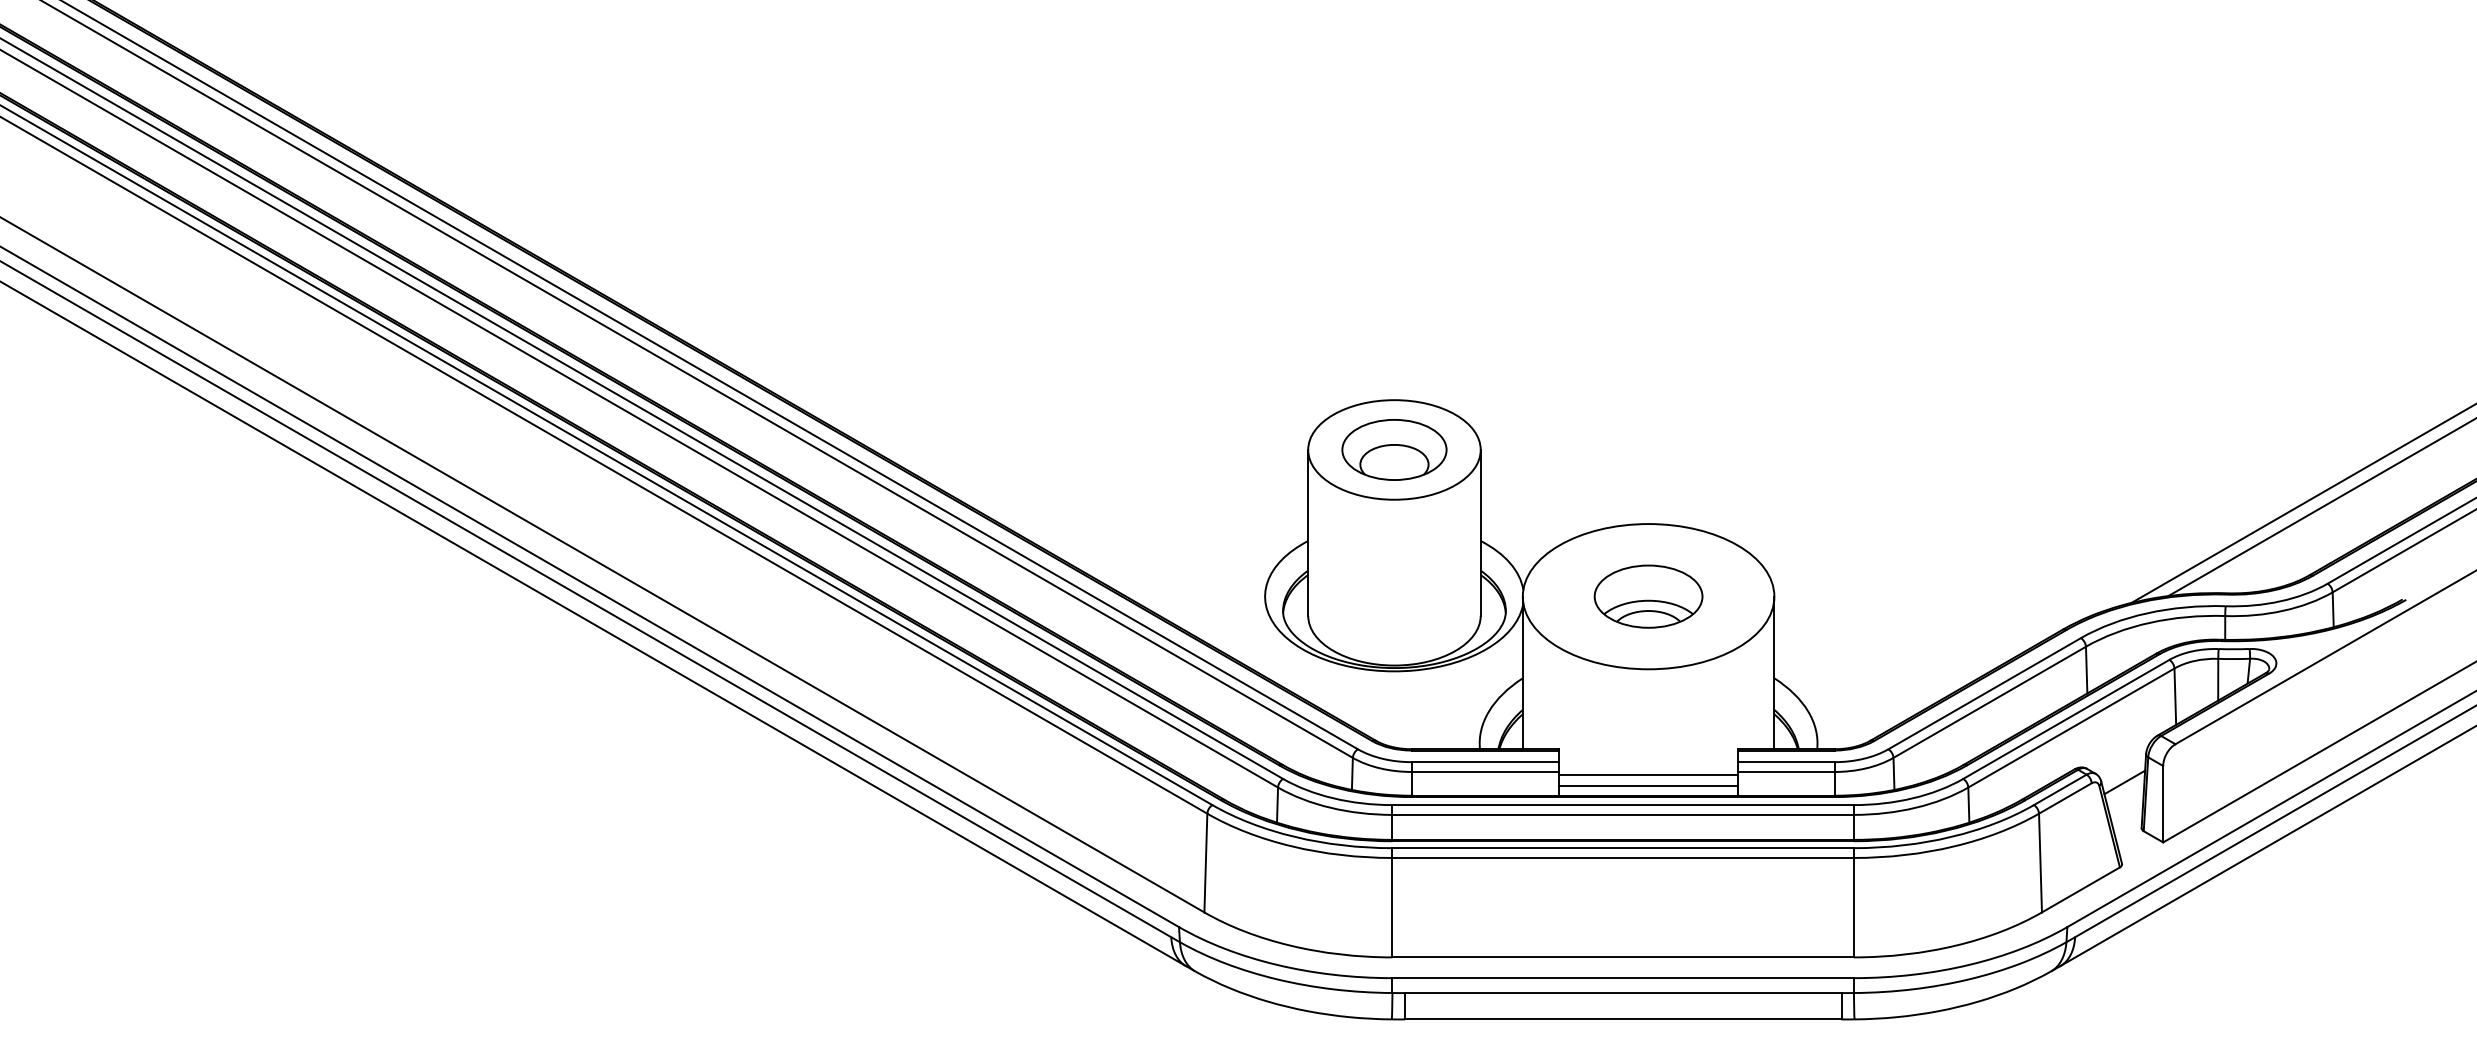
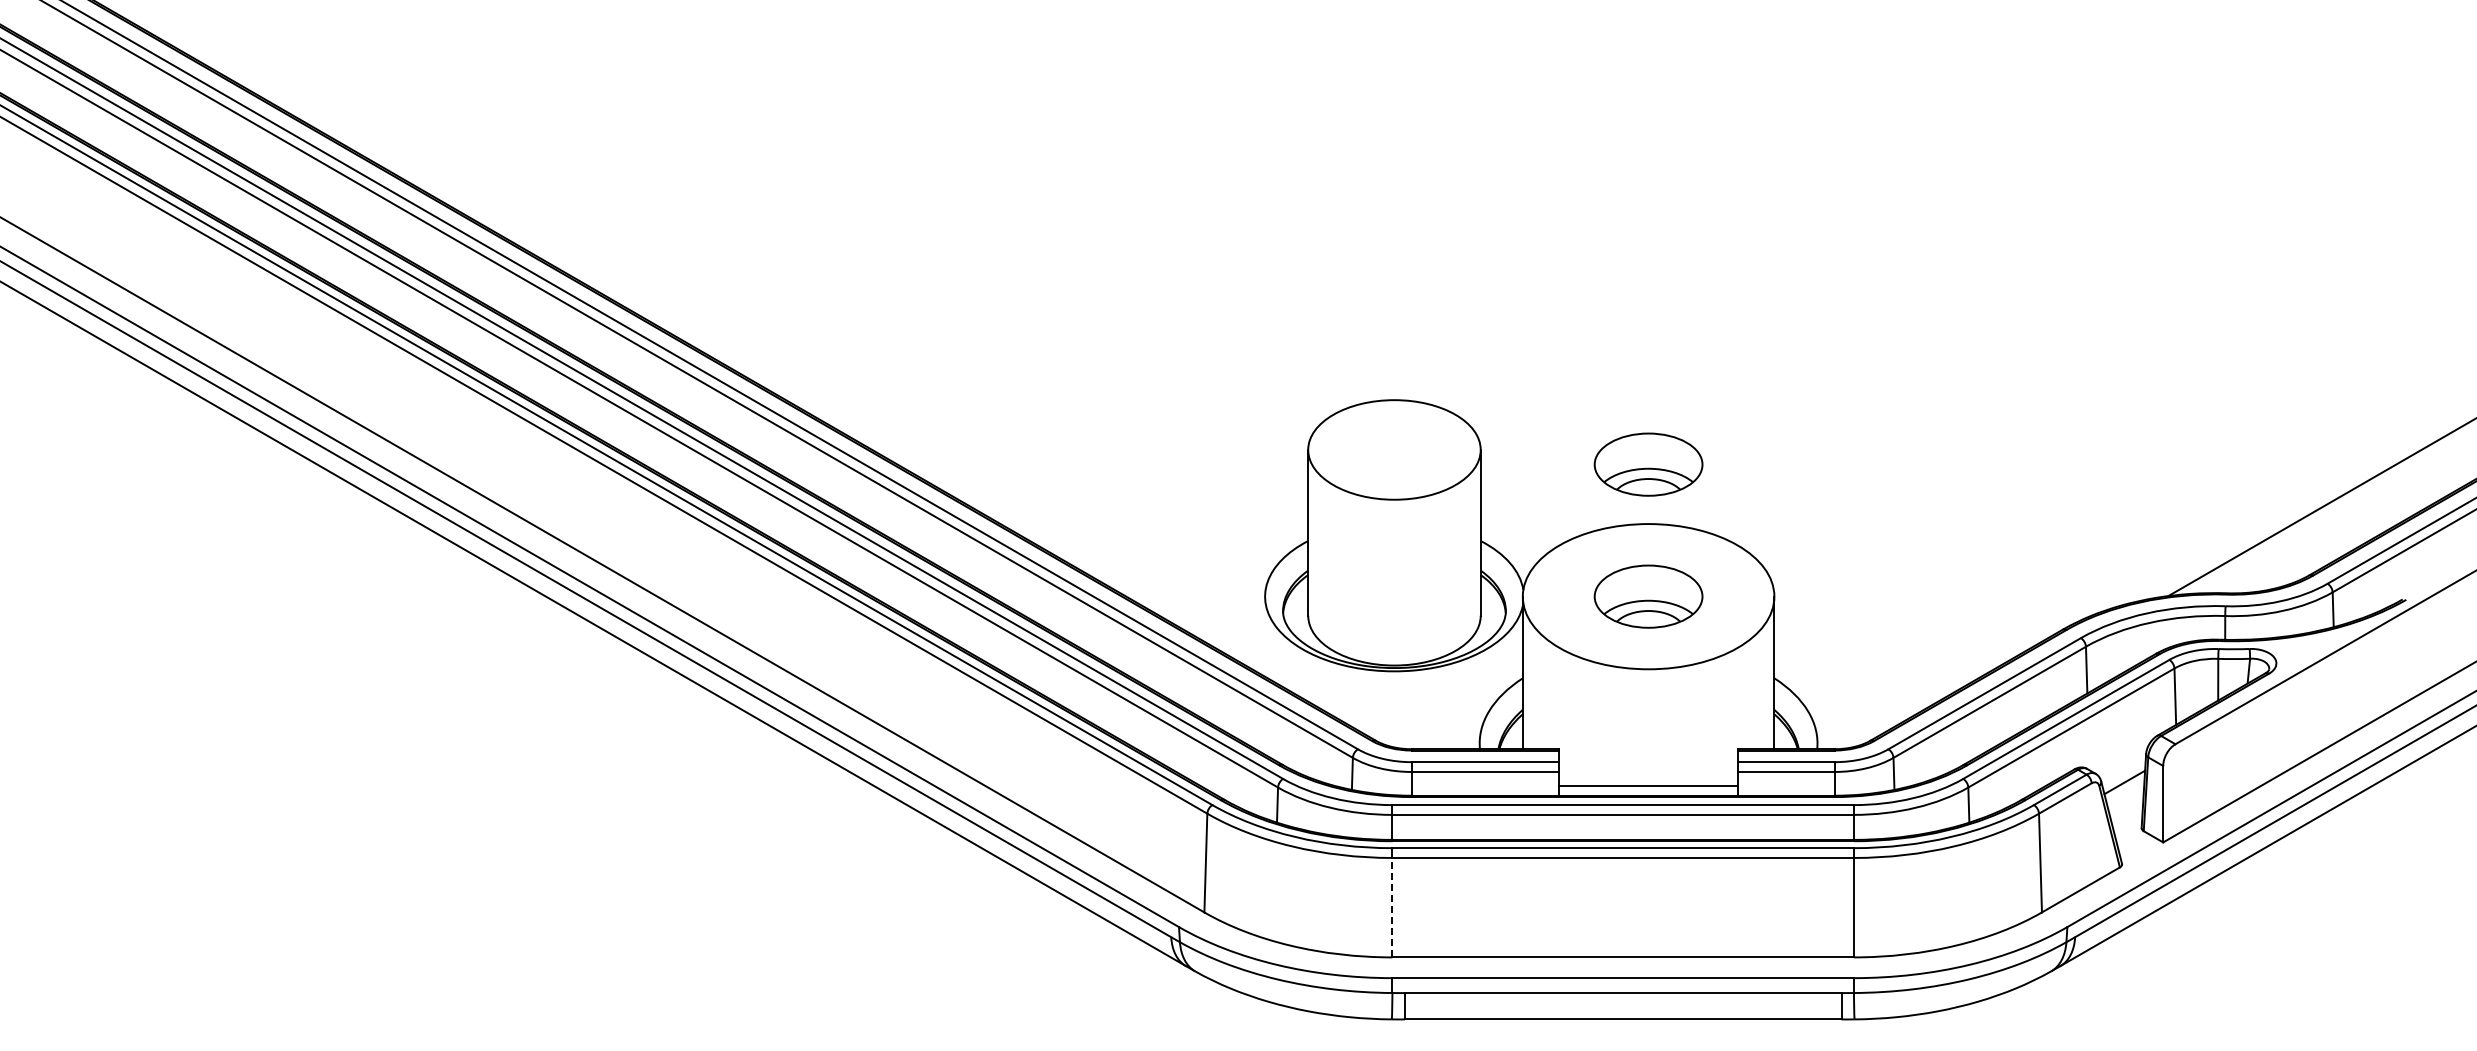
part: present -> none (1394, 449)
part: none -> present (1648, 464)
line: present -> none (2302, 503)
line: present -> none (1648, 775)
line: solid -> dashed (1392, 907)
